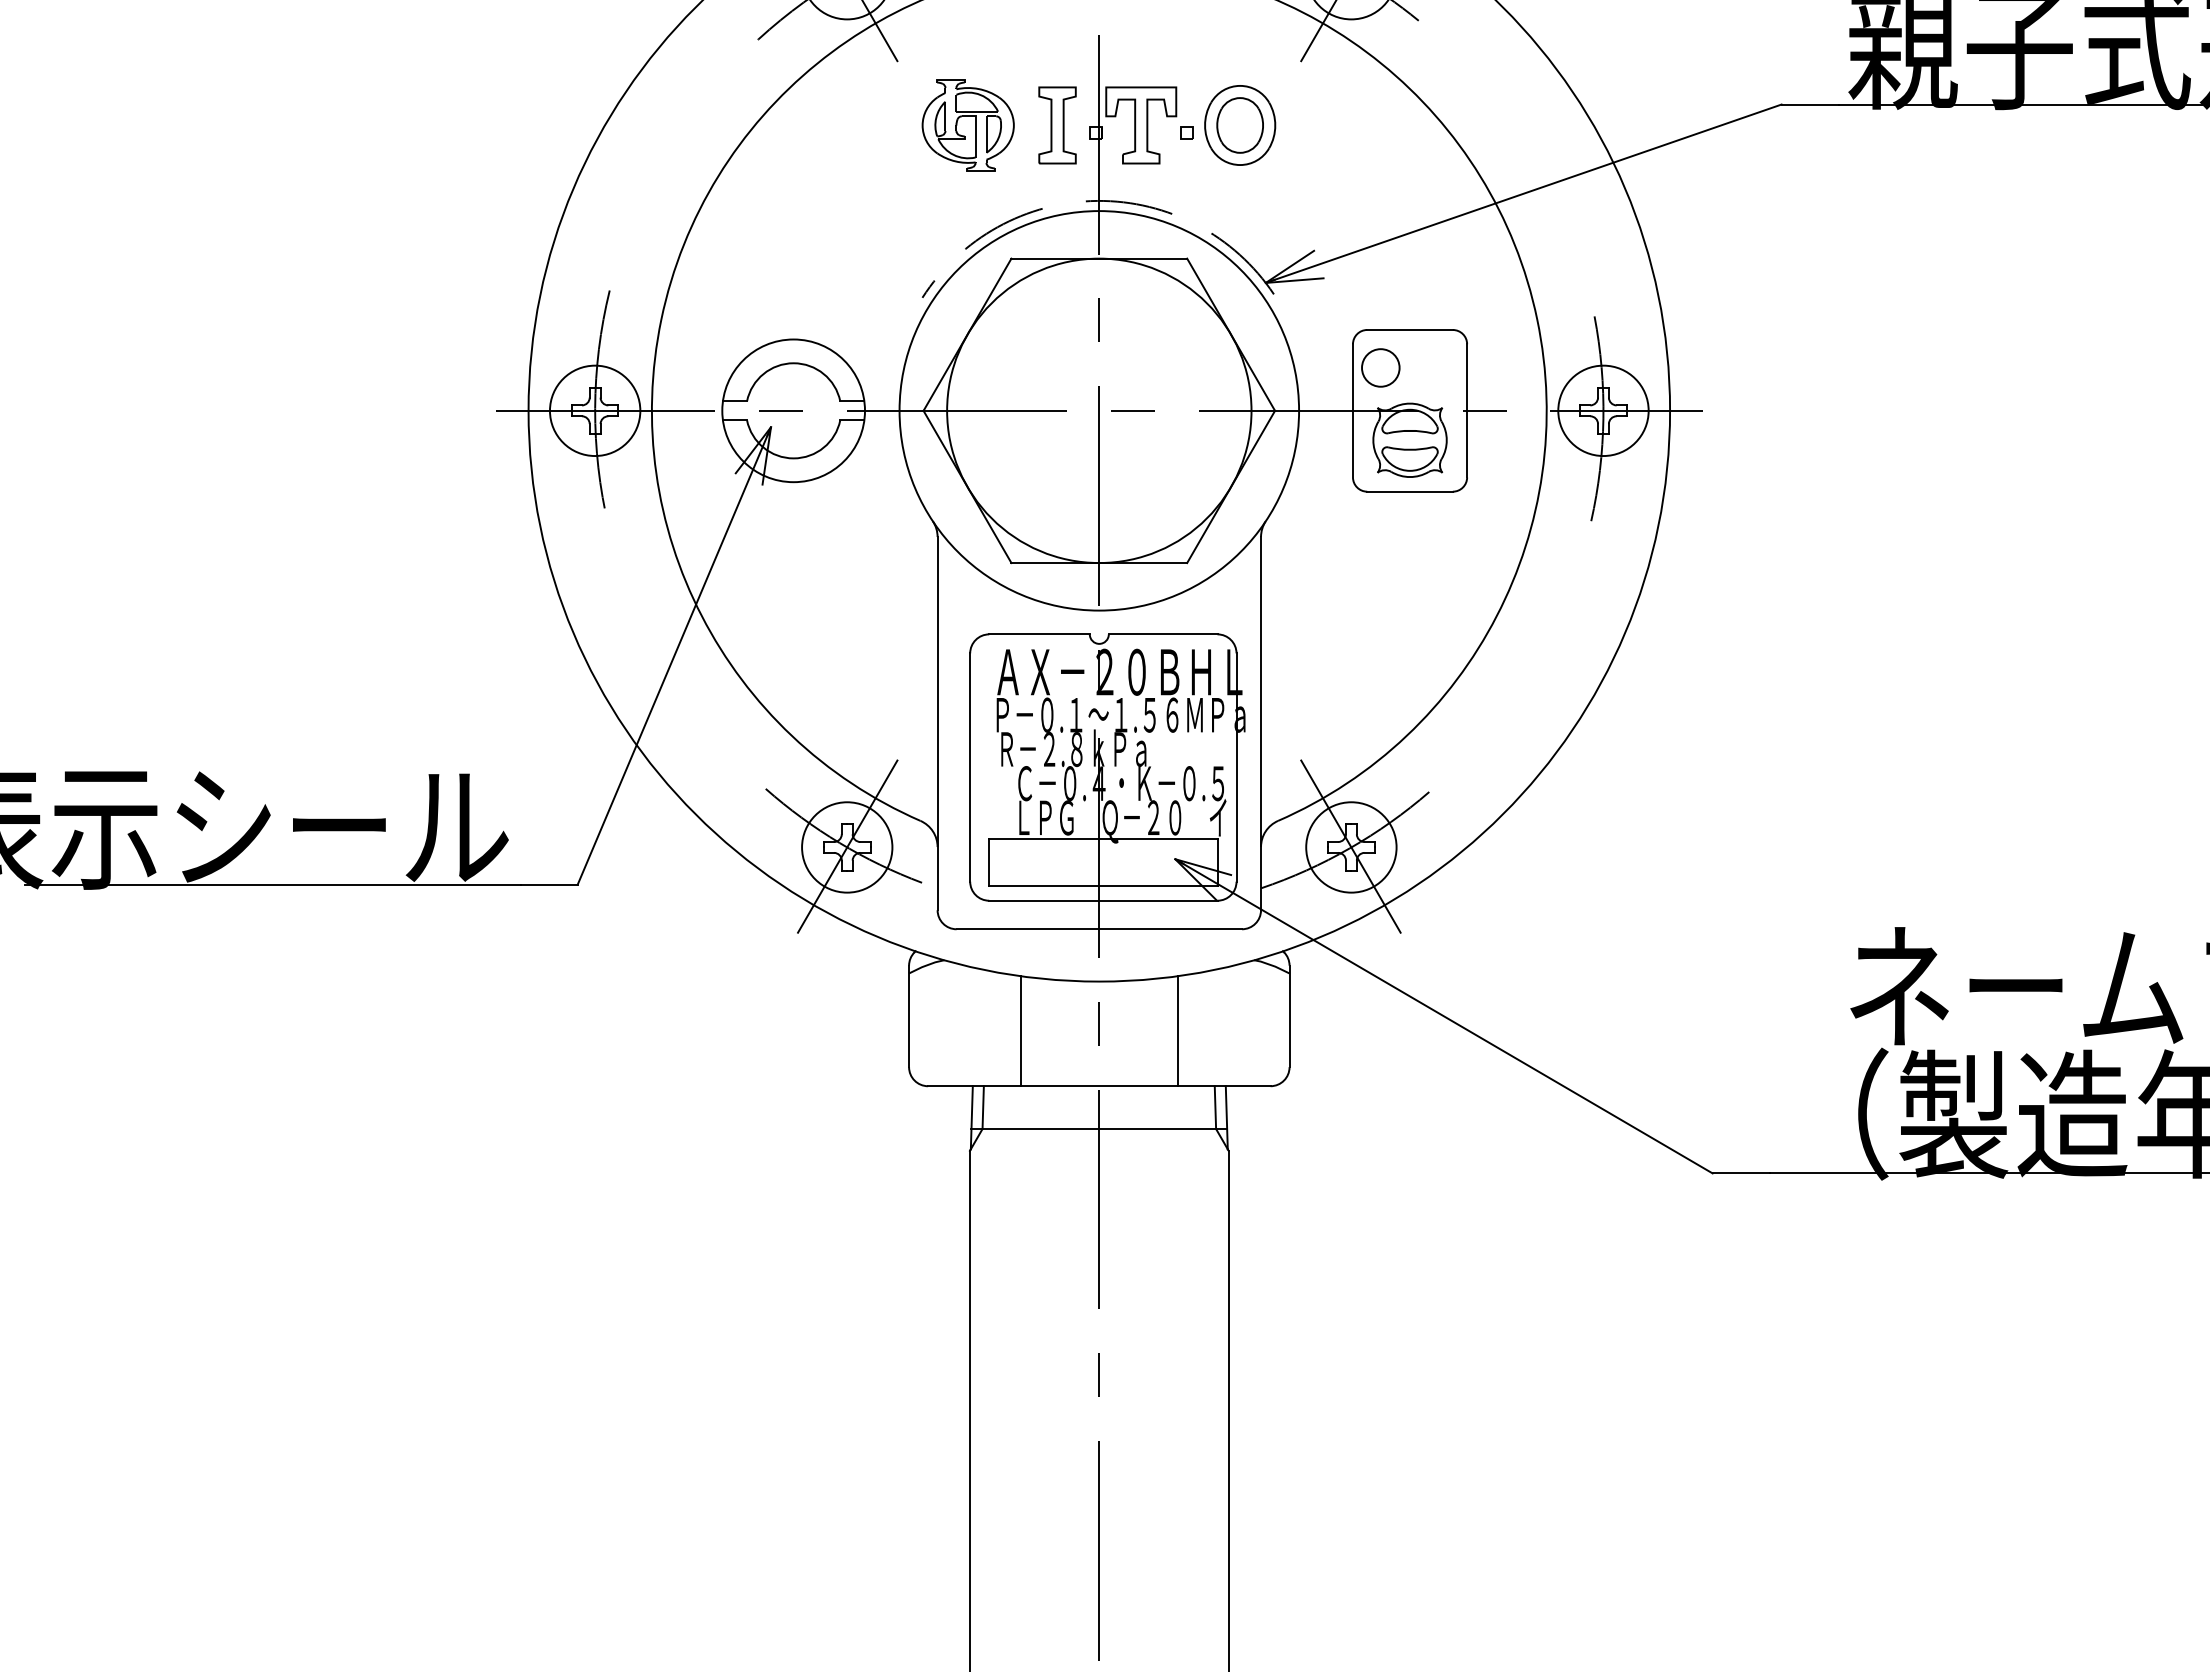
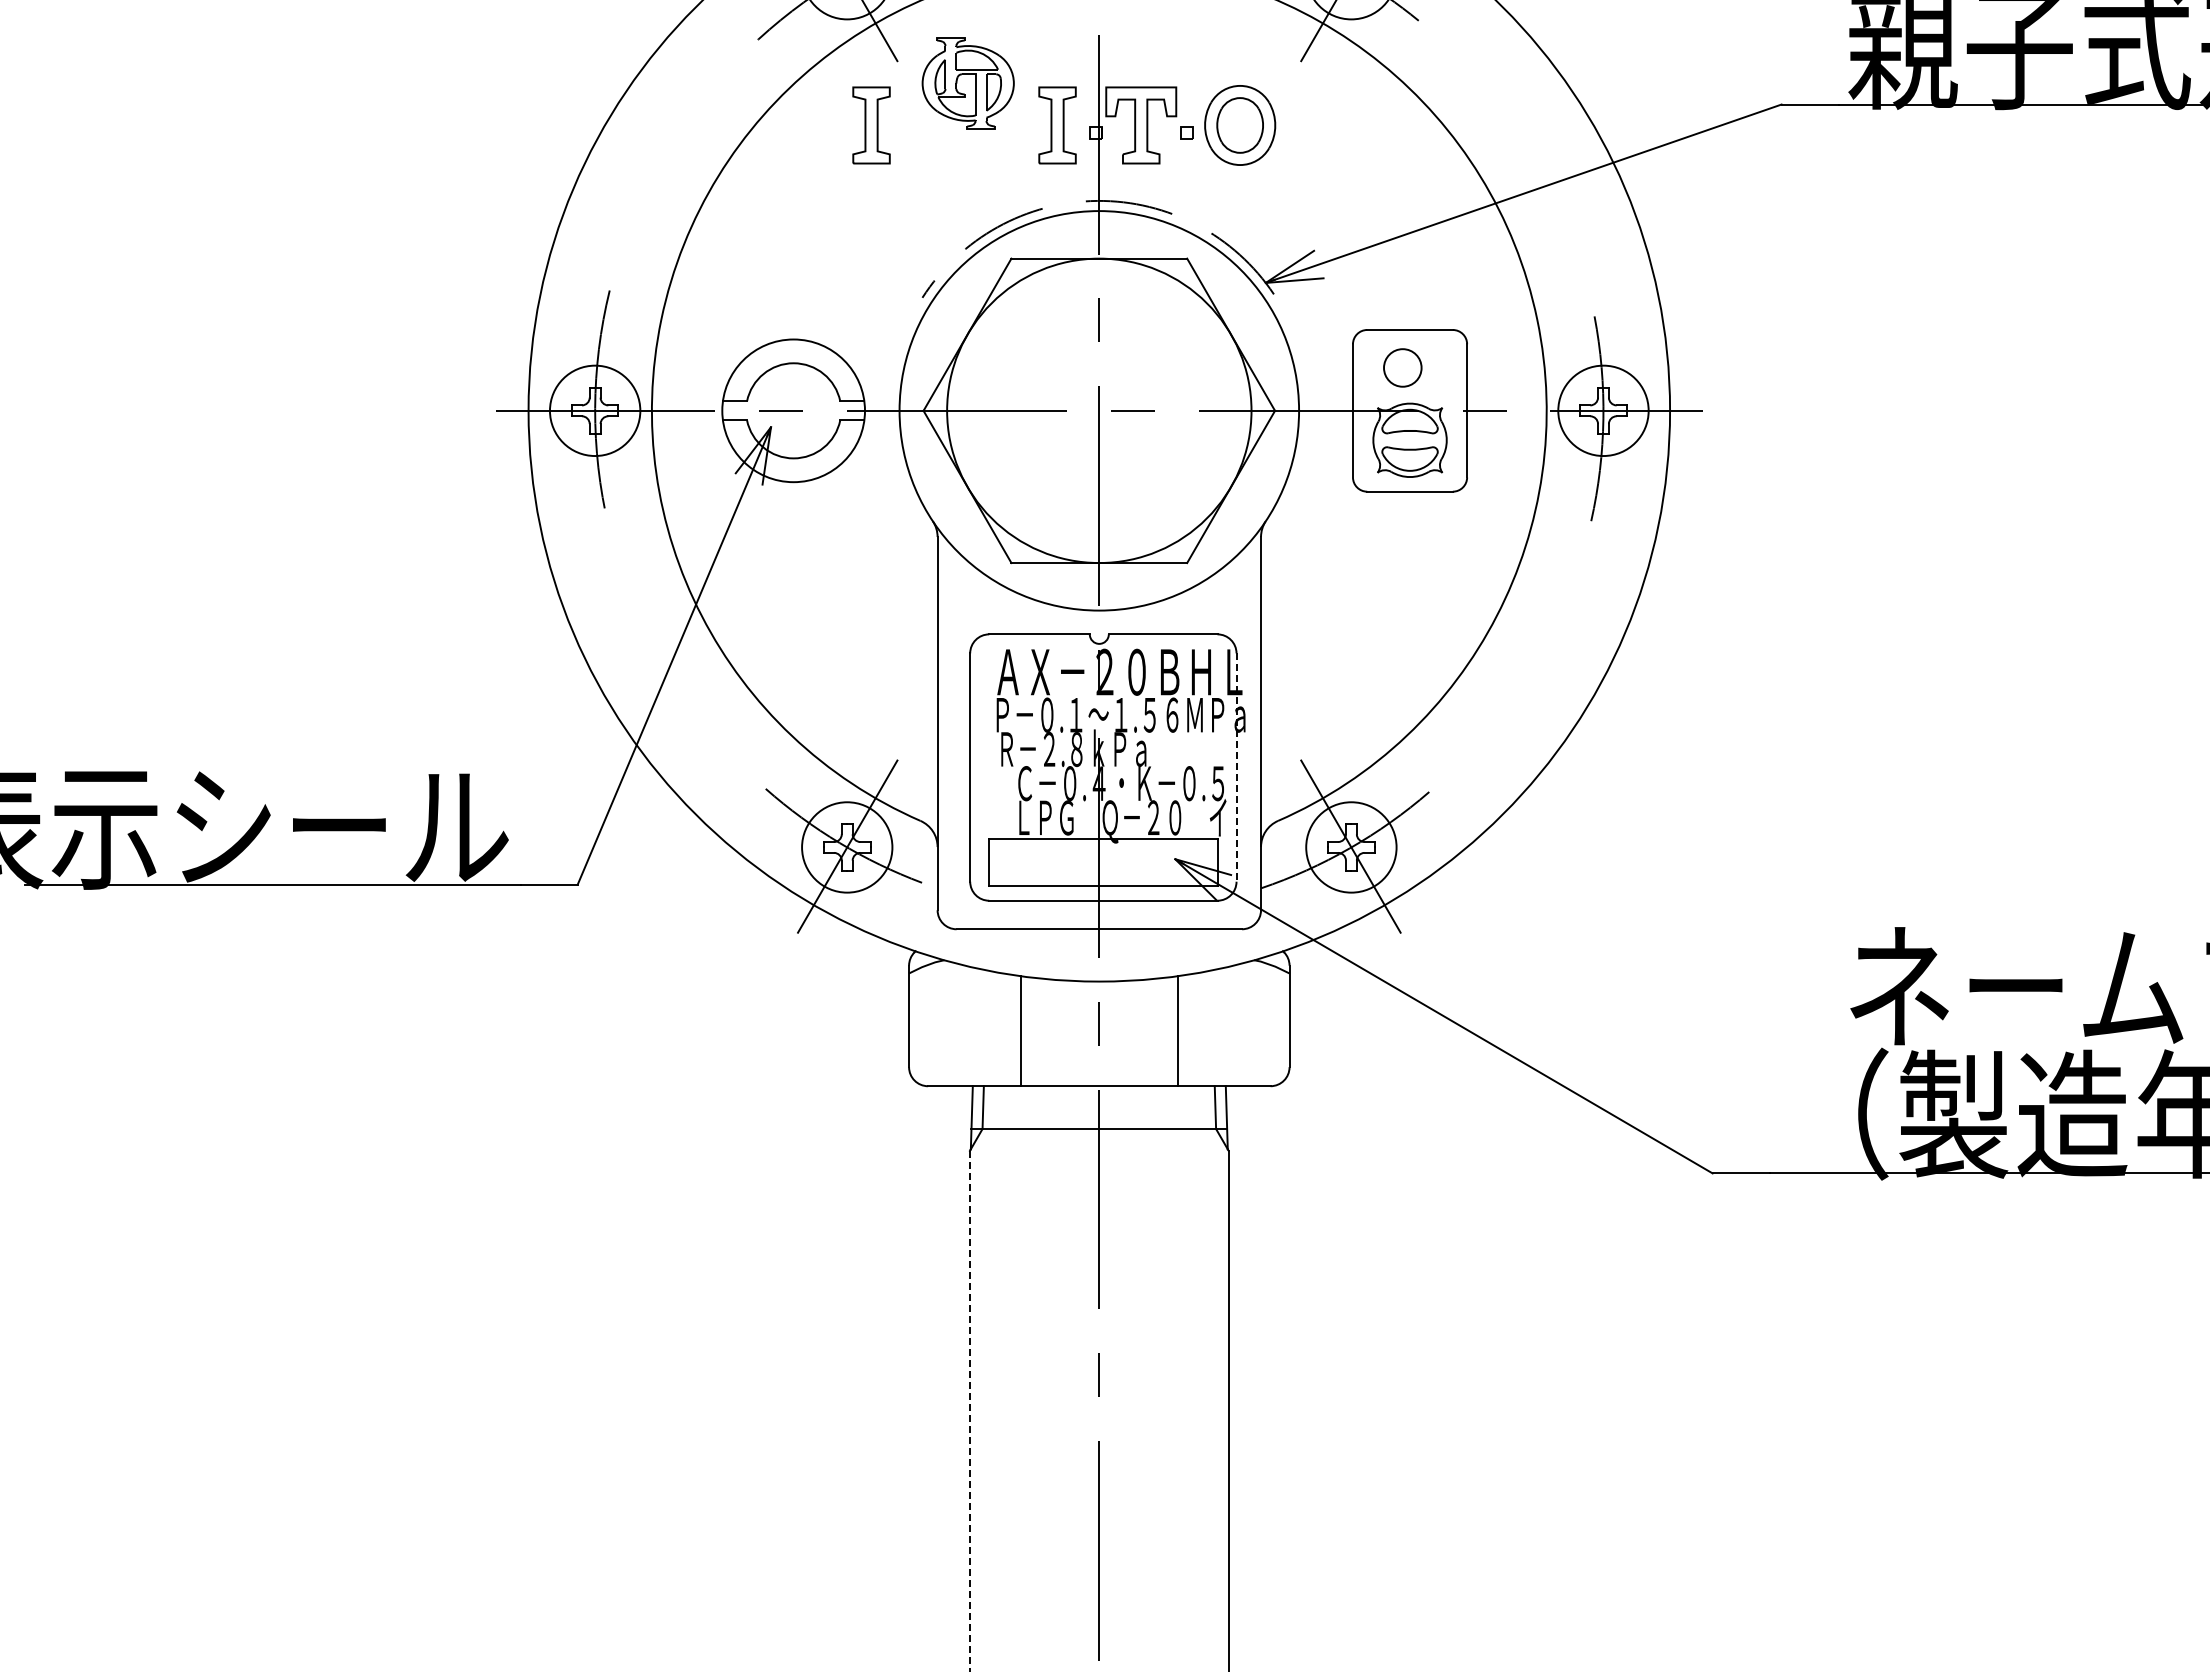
part: none -> present (871, 125)
part position: (967, 125) -> (967, 83) (967, 83)
circle position: (1380, 367) -> (1402, 367) (1402, 367)
line: solid -> dashed (1236, 768)
line: solid -> dashed (969, 1411)
